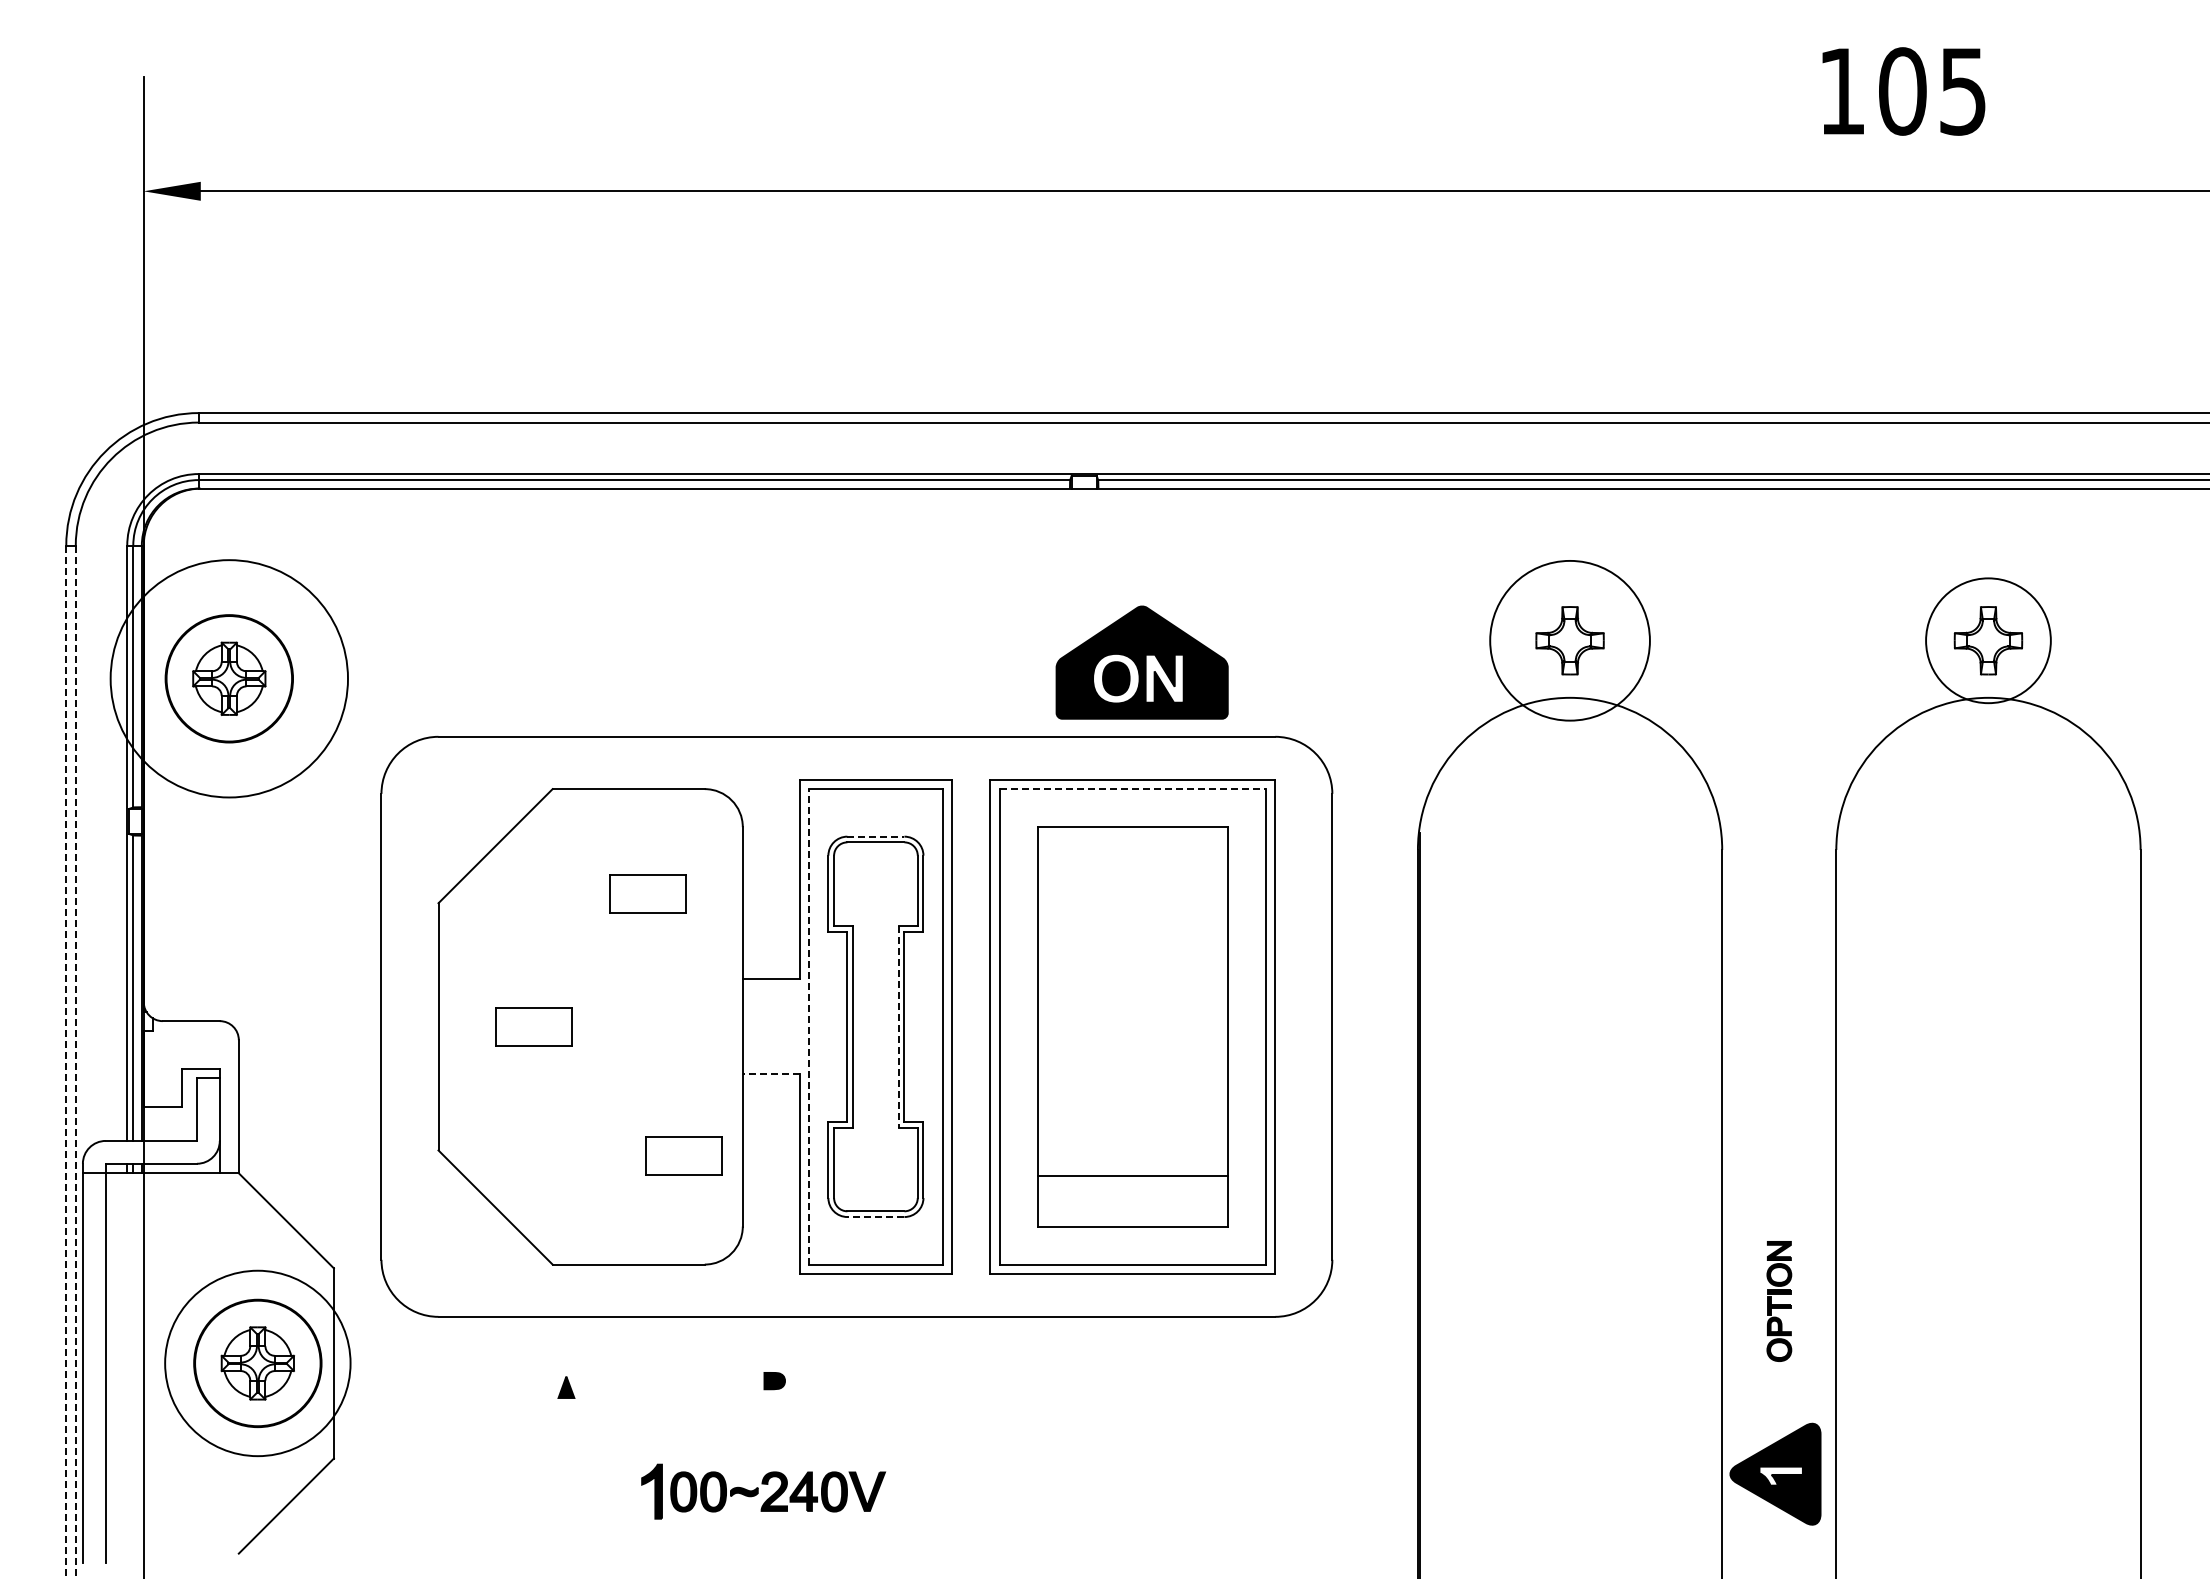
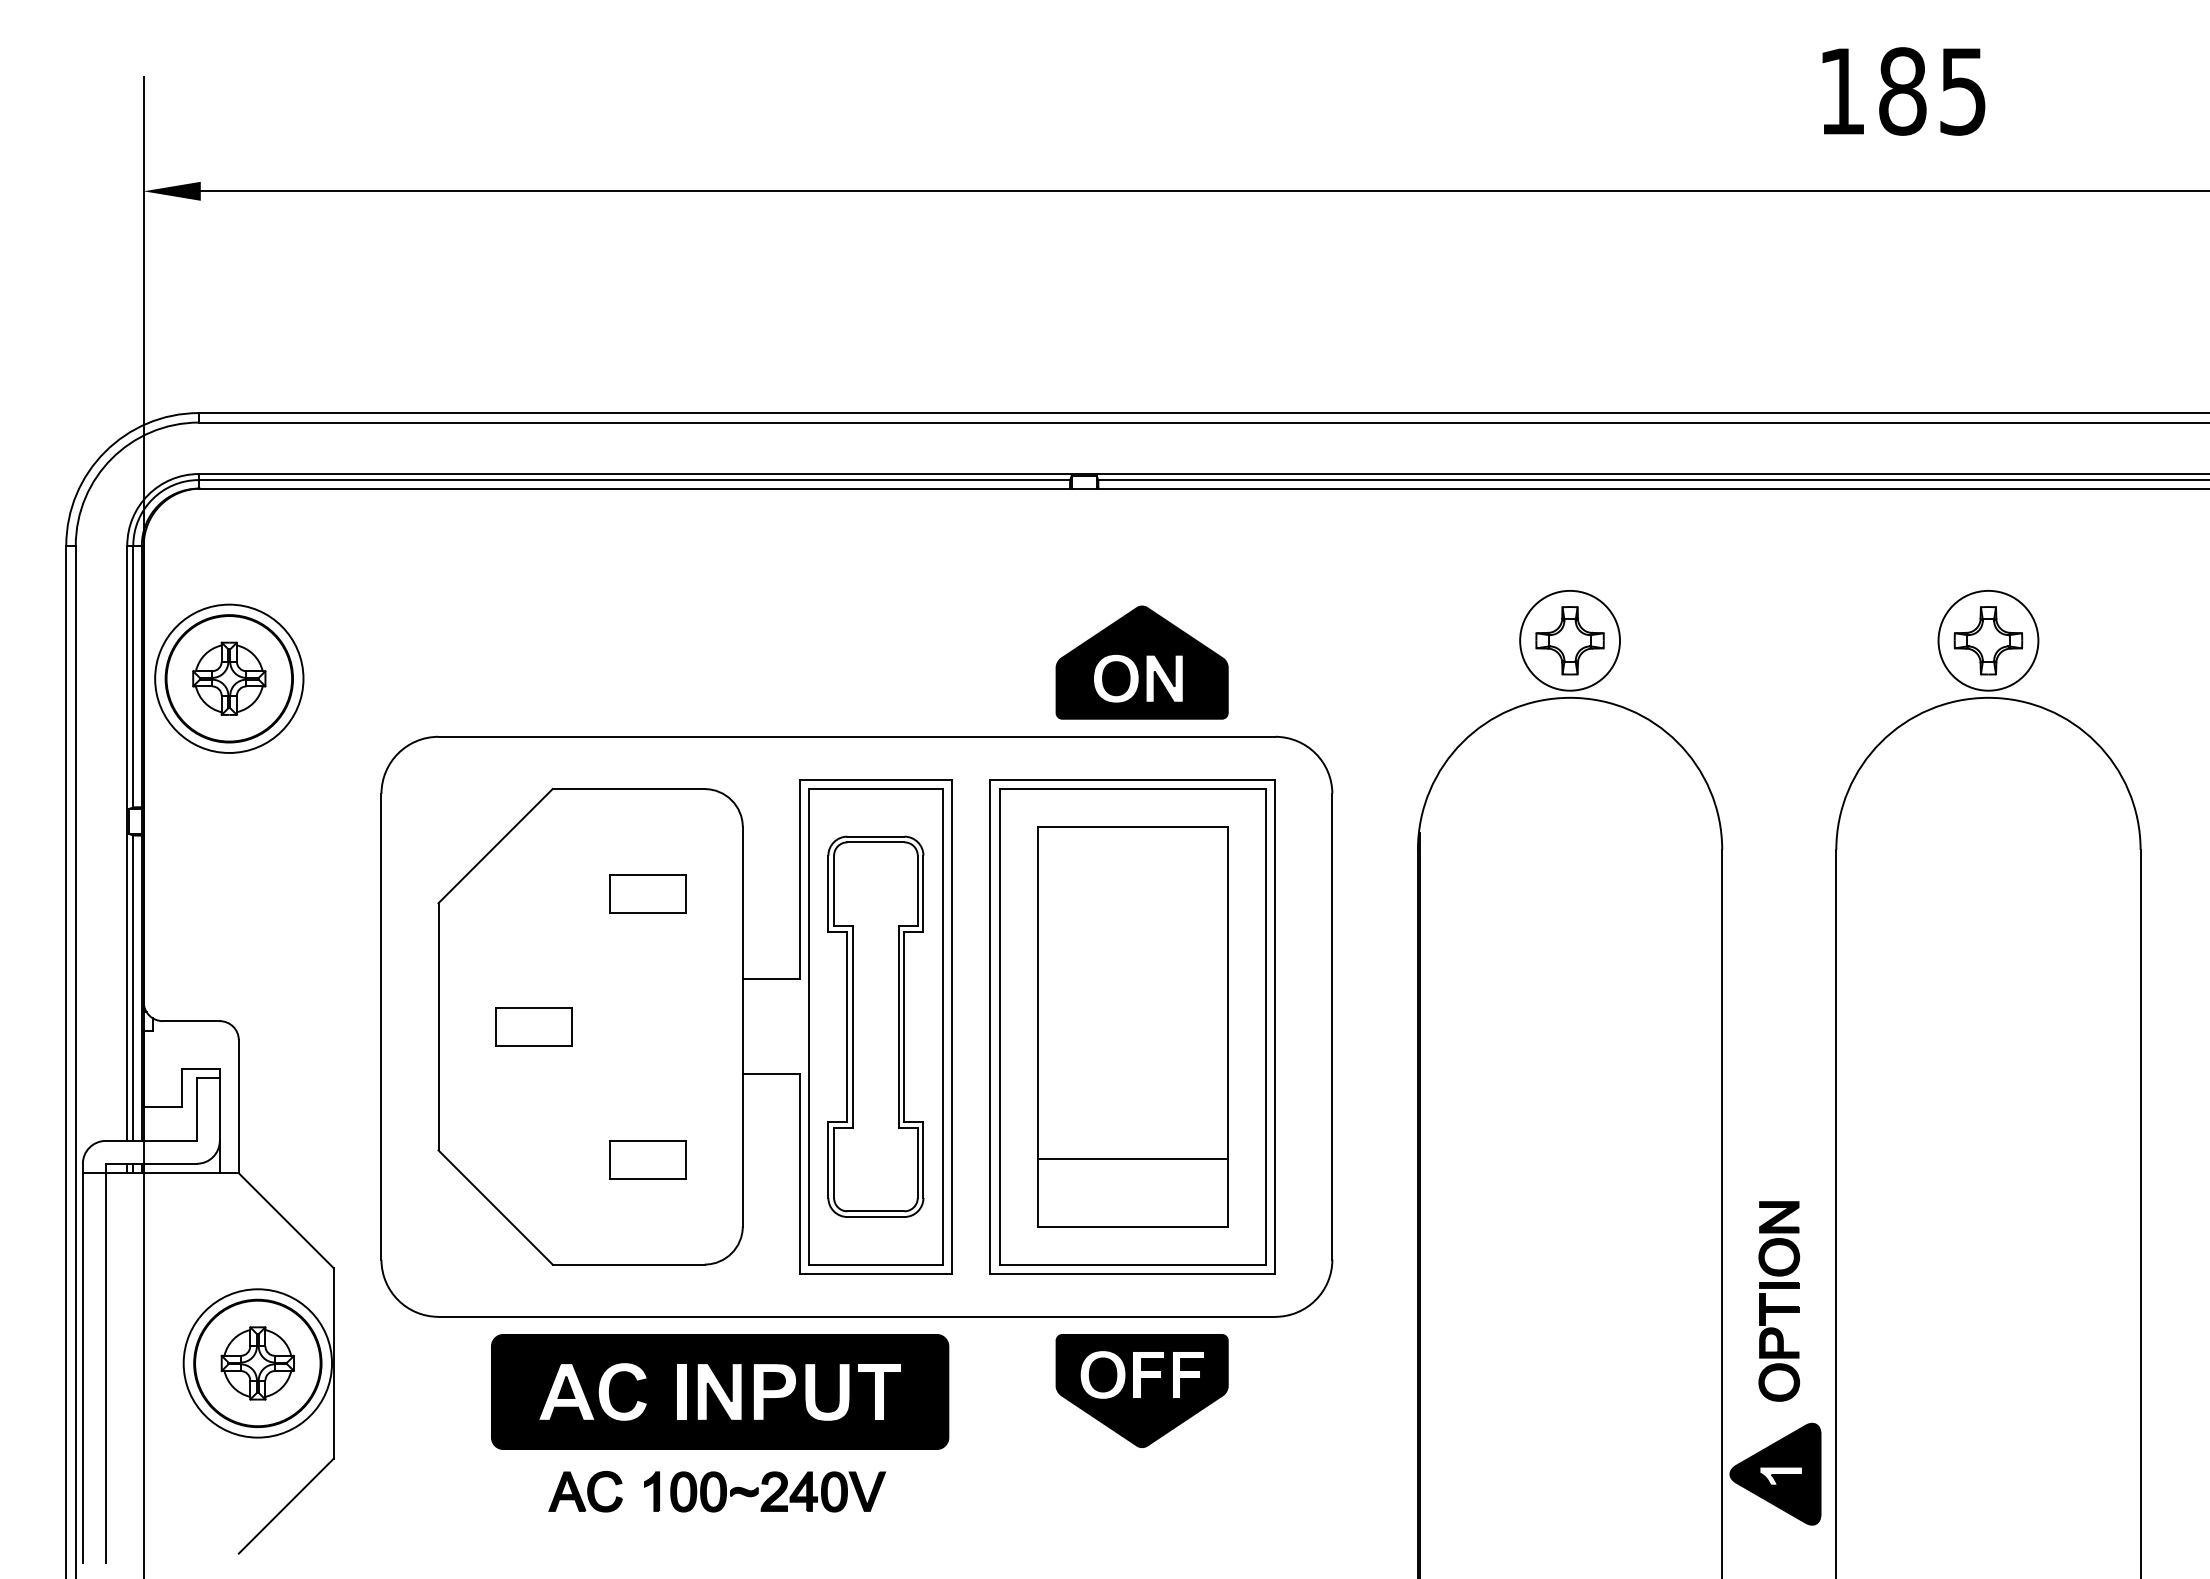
text: 105 -> 185 (1902, 91)
circle diameter: 160 px -> 100 px (1570, 640)
circle diameter: 125 px -> 100 px (1988, 640)
circle diameter: 237 px -> 148 px (229, 678)
line: dashed -> solid (1133, 789)
line: dashed -> solid (875, 836)
line: dashed -> solid (809, 1026)
line: dashed -> solid (898, 1026)
line: dashed -> solid (66, 1062)
line: dashed -> solid (75, 1062)
line: dashed -> solid (771, 1074)
part position: (683, 1155) -> (647, 1159) (647, 1159)
line position: (1132, 1175) -> (1132, 1158) (1132, 1158)
line: dashed -> solid (875, 1217)
part size: 27x121 px -> 43x201 px (1779, 1301)
circle diameter: 185 px -> 148 px (257, 1363)
part: none -> present (1141, 1390)
part: none -> present (720, 1391)
part: none -> present (585, 1491)
part size: 22x57 px -> 16x41 px (651, 1491)
